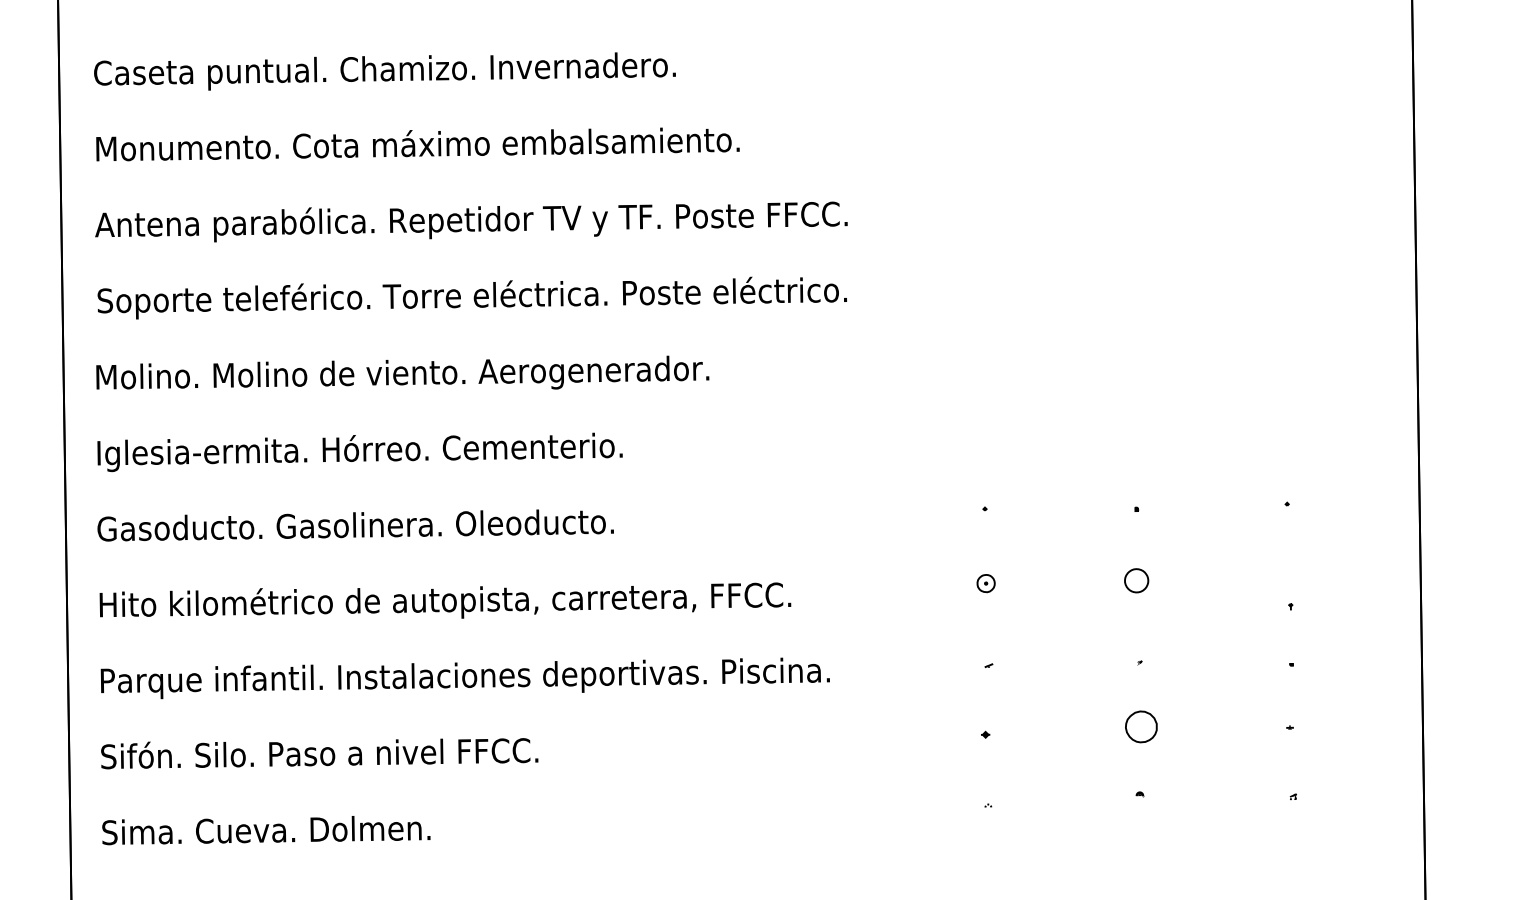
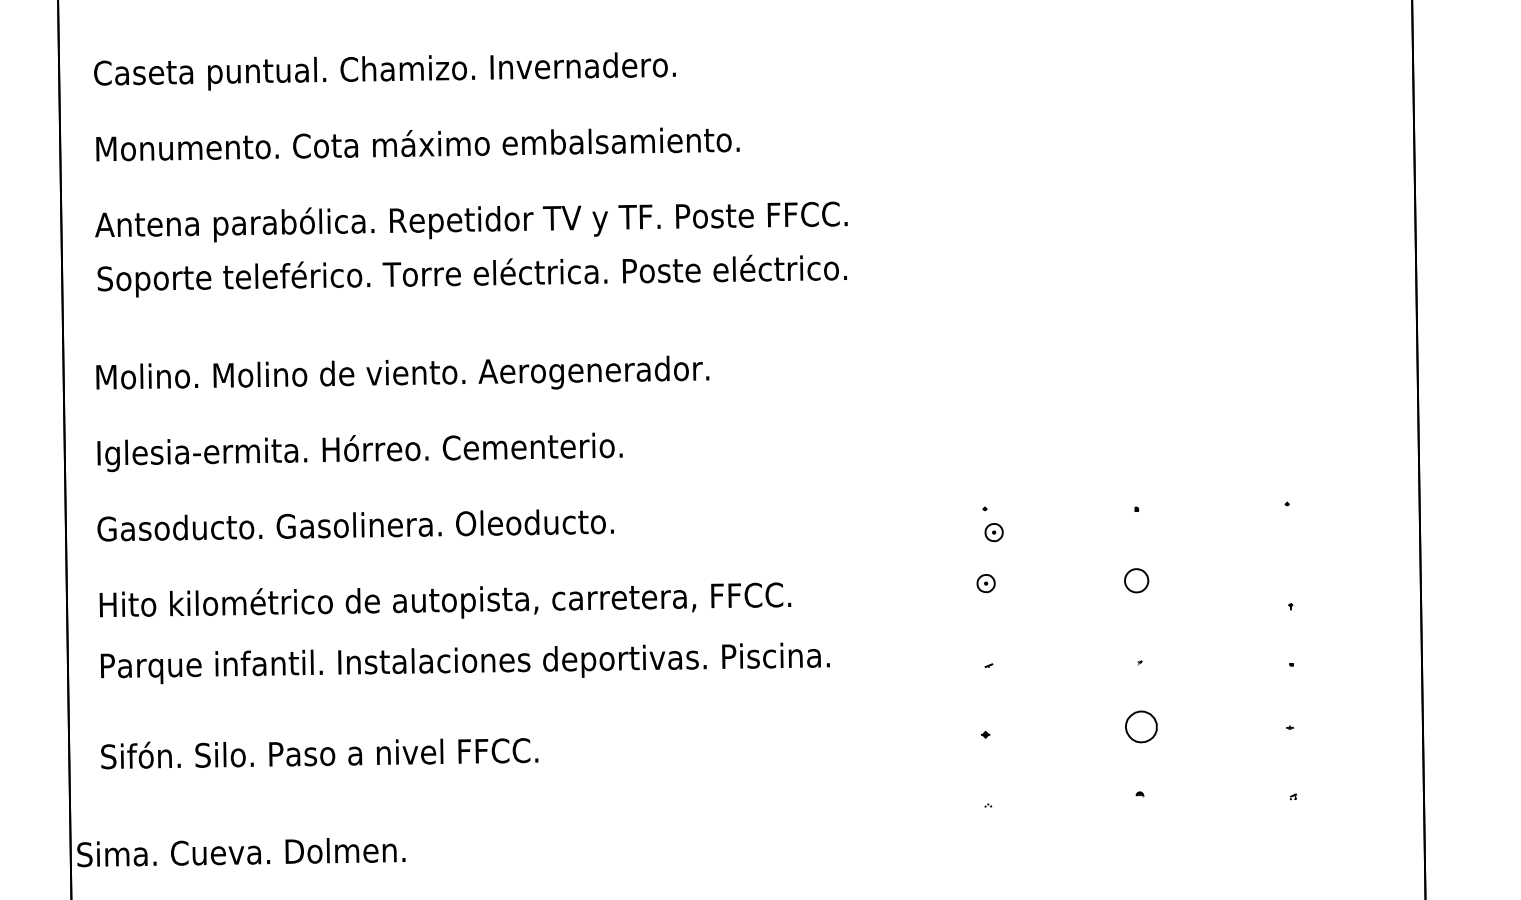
text position: (471, 297) -> (471, 275) (471, 275)
part: none -> present (993, 532)
text position: (464, 678) -> (464, 663) (464, 663)
text position: (266, 830) -> (241, 852) (241, 852)
